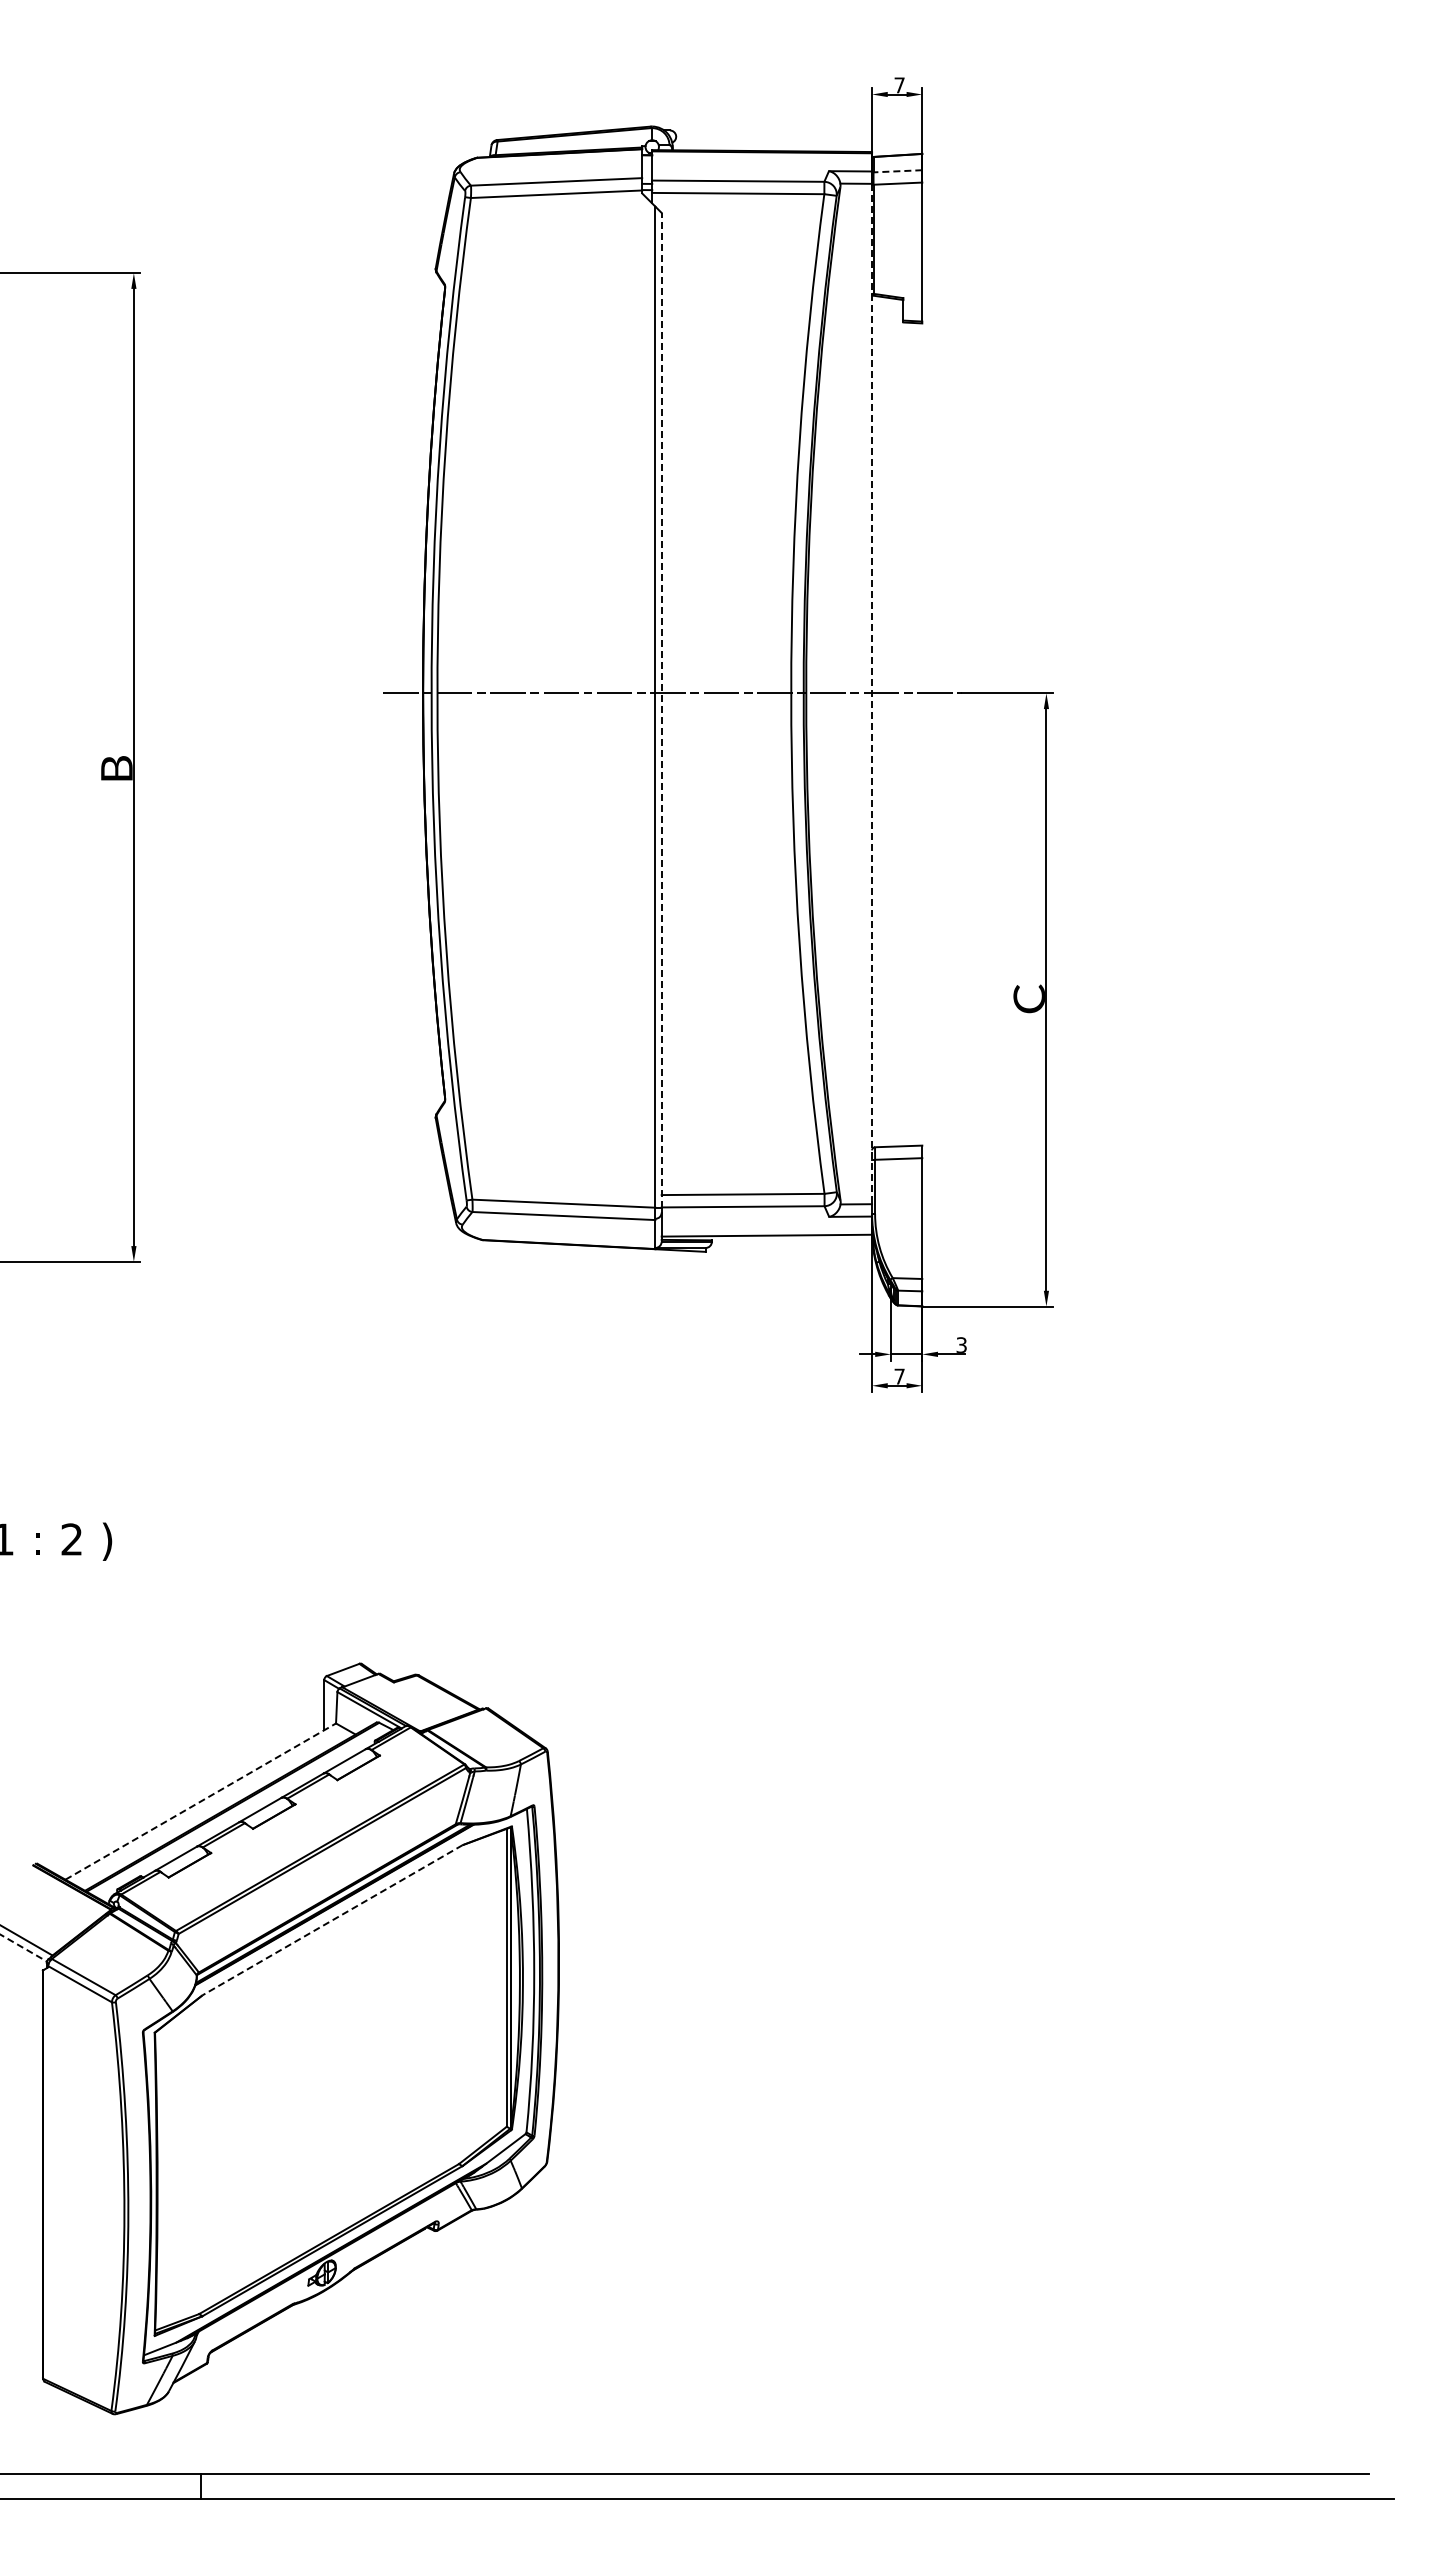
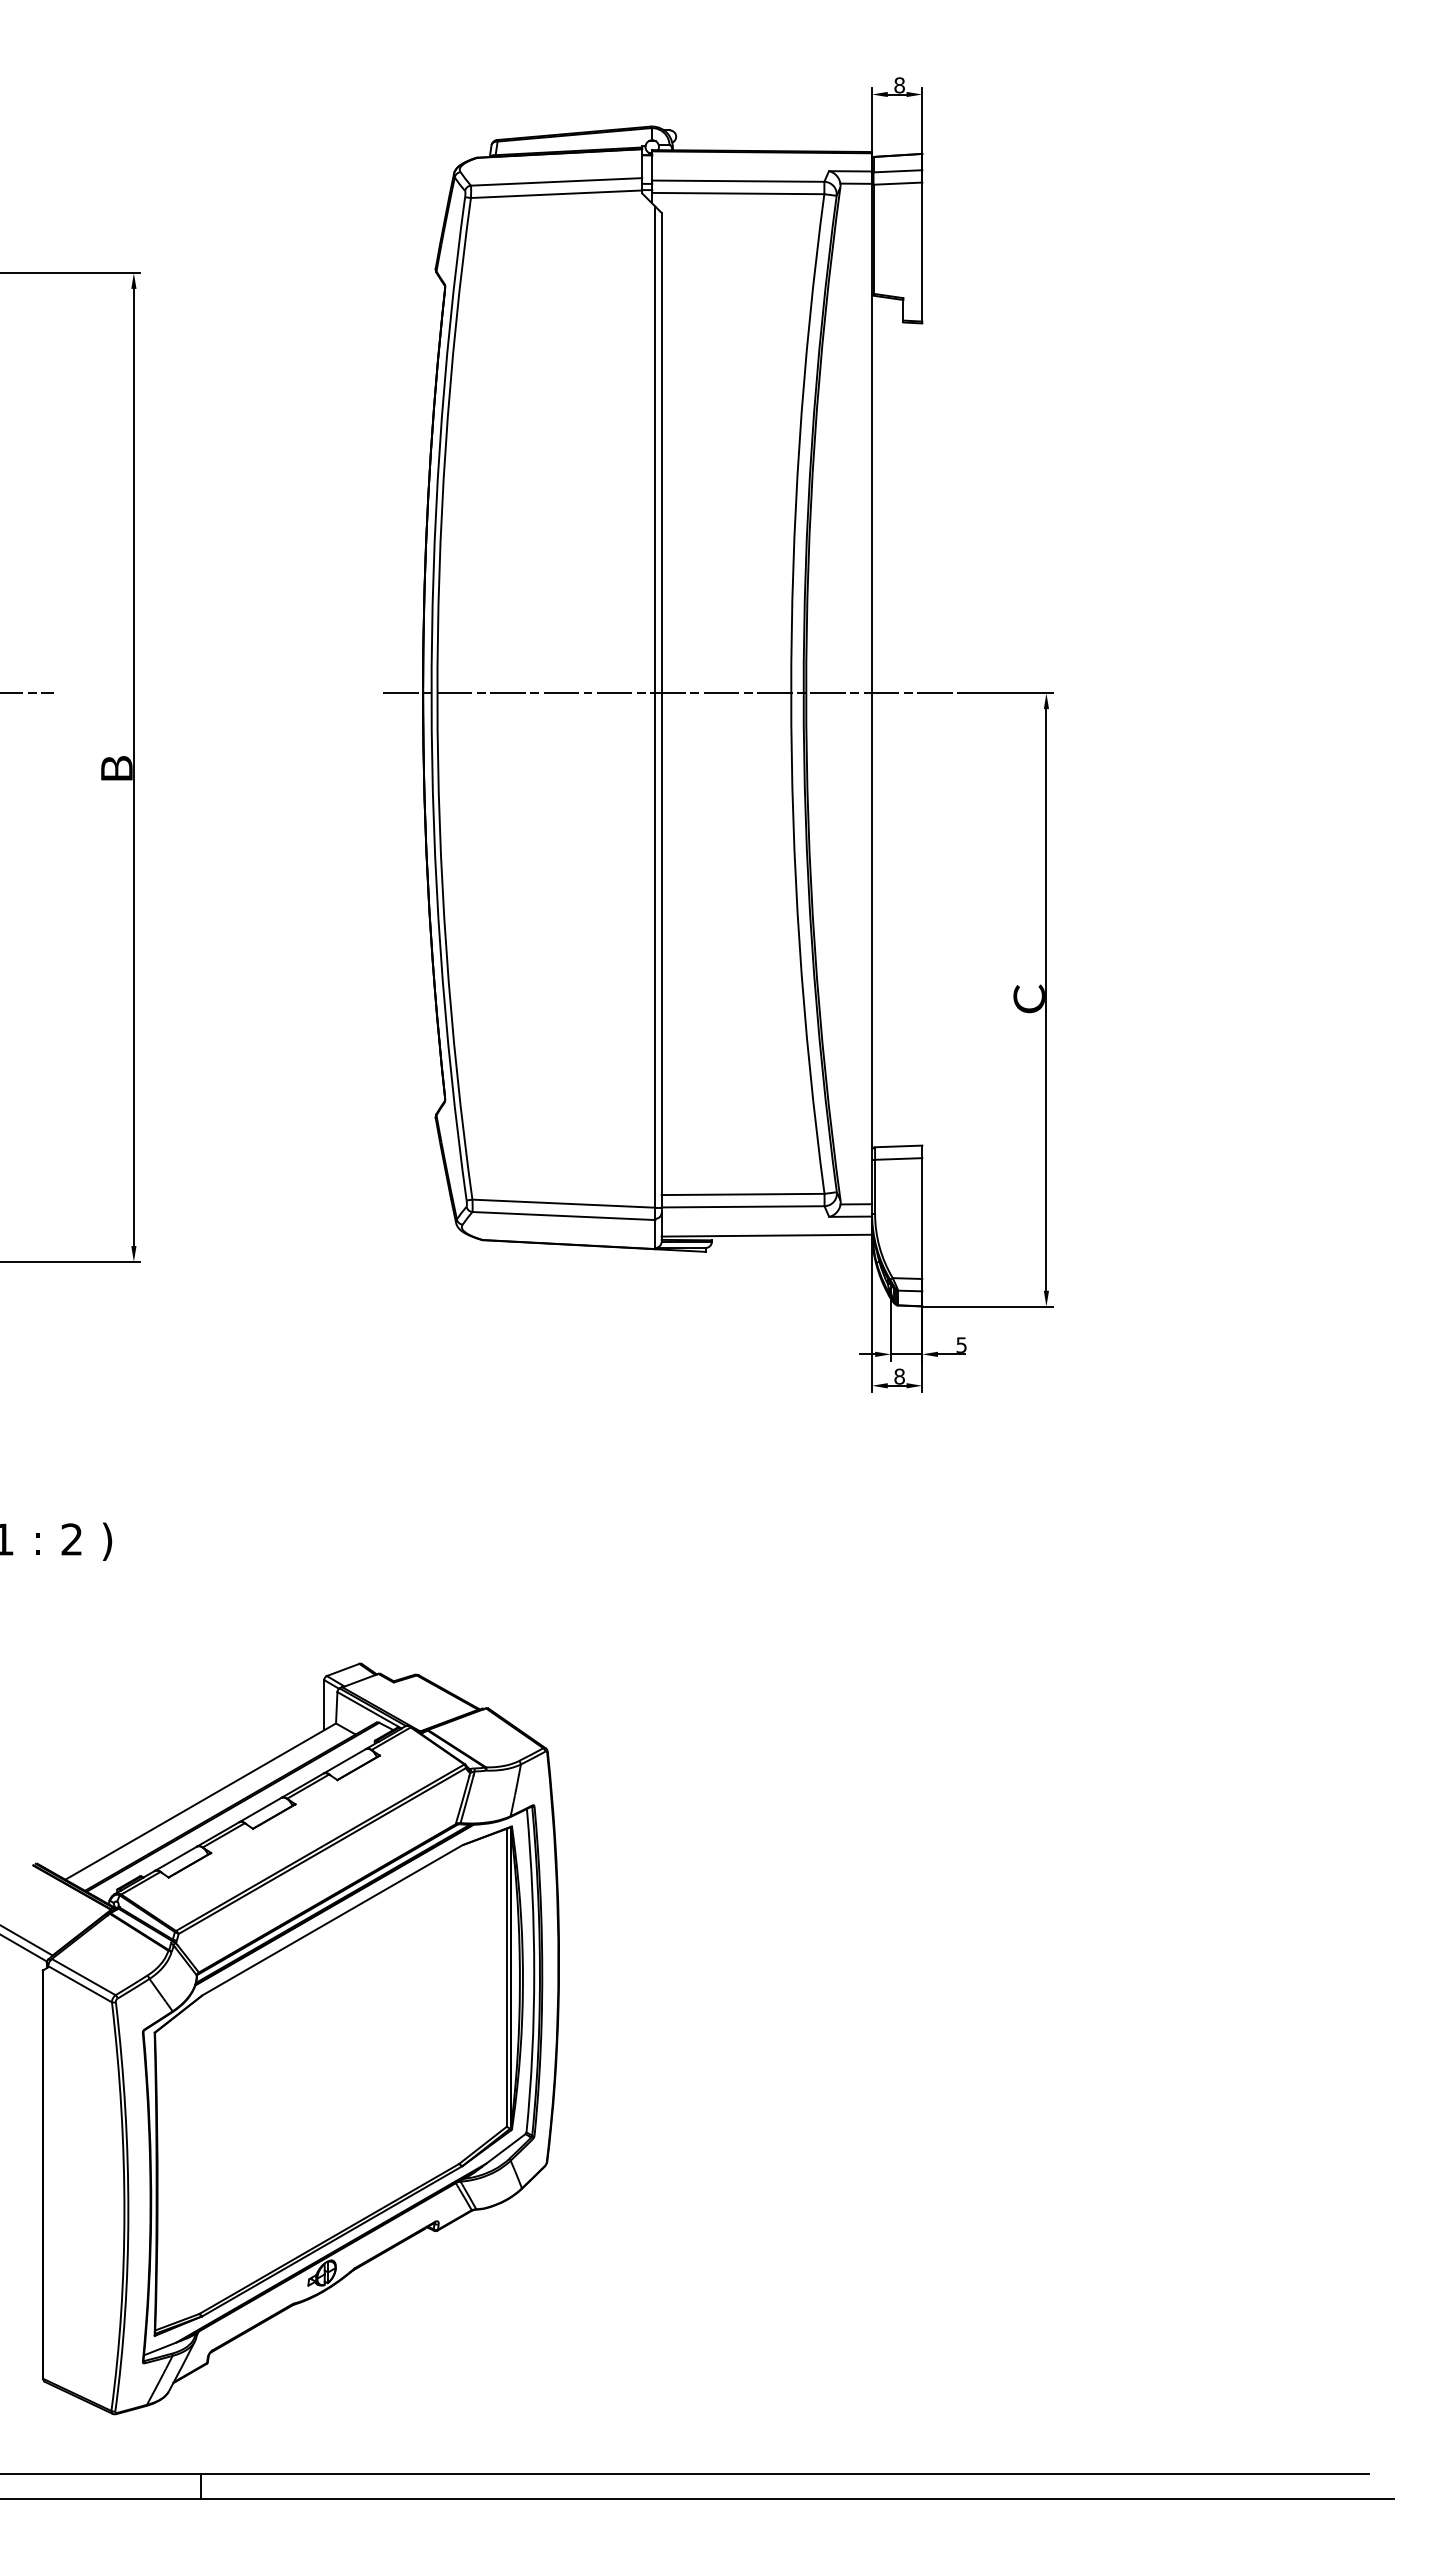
text: 7 -> 8 (899, 85)
line: dashed -> solid (897, 171)
line: none -> present (27, 693)
line: dashed -> solid (872, 694)
line: dashed -> solid (661, 709)
text: 3 -> 5 (961, 1344)
text: 7 -> 8 (899, 1376)
line: dashed -> solid (201, 1801)
line: dashed -> solid (332, 1920)
line: dashed -> solid (23, 1948)
